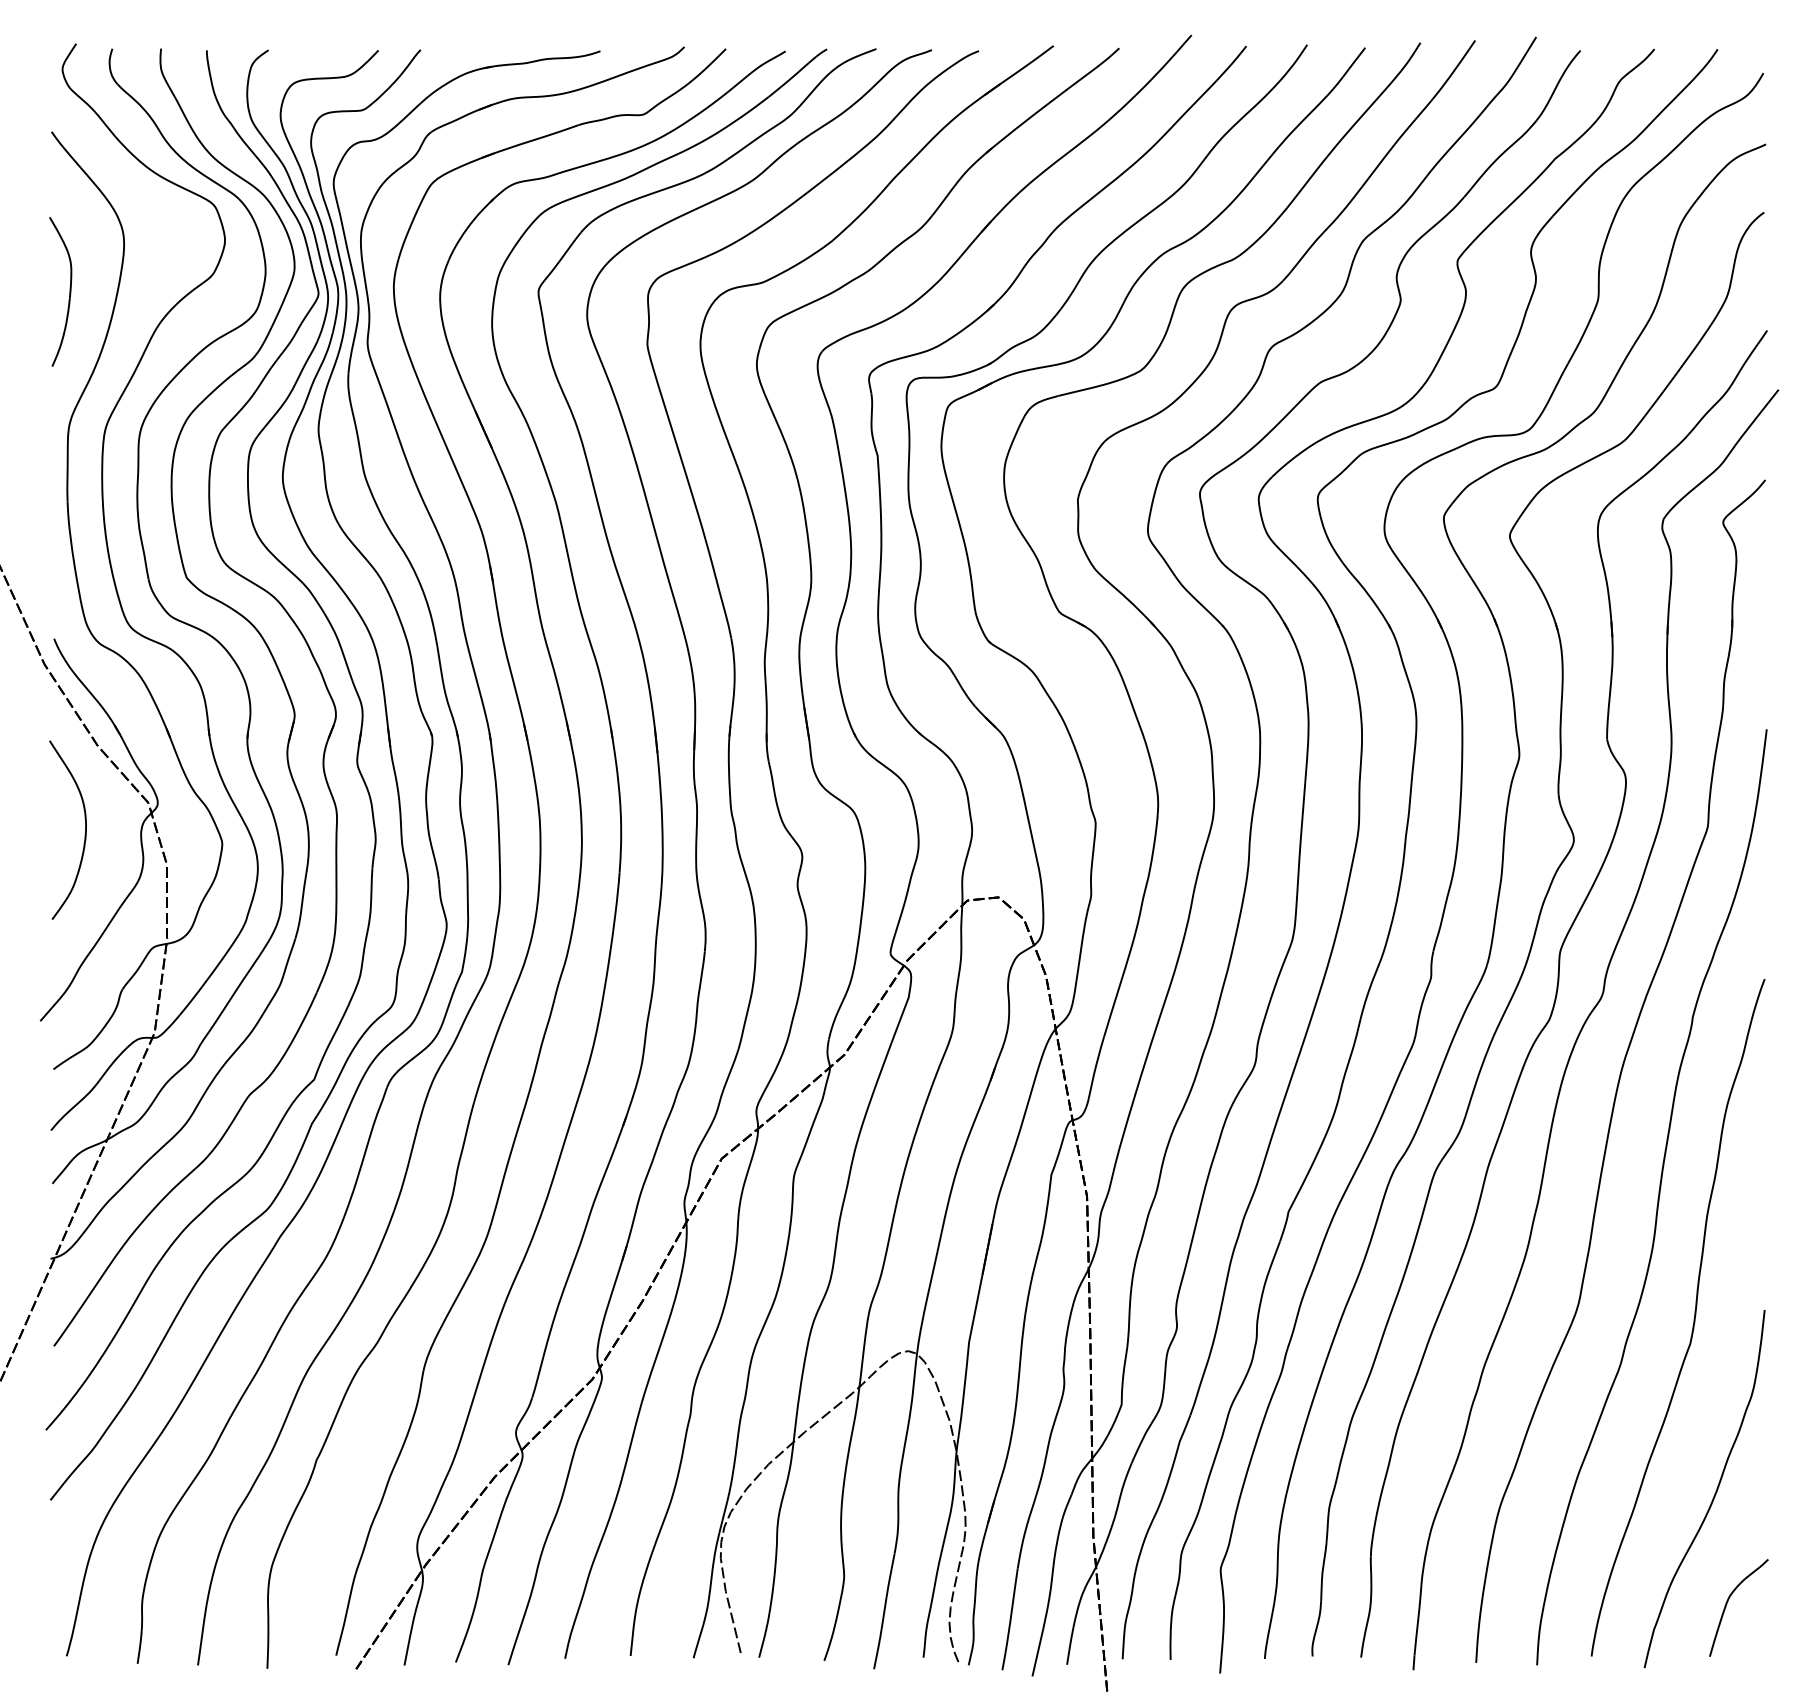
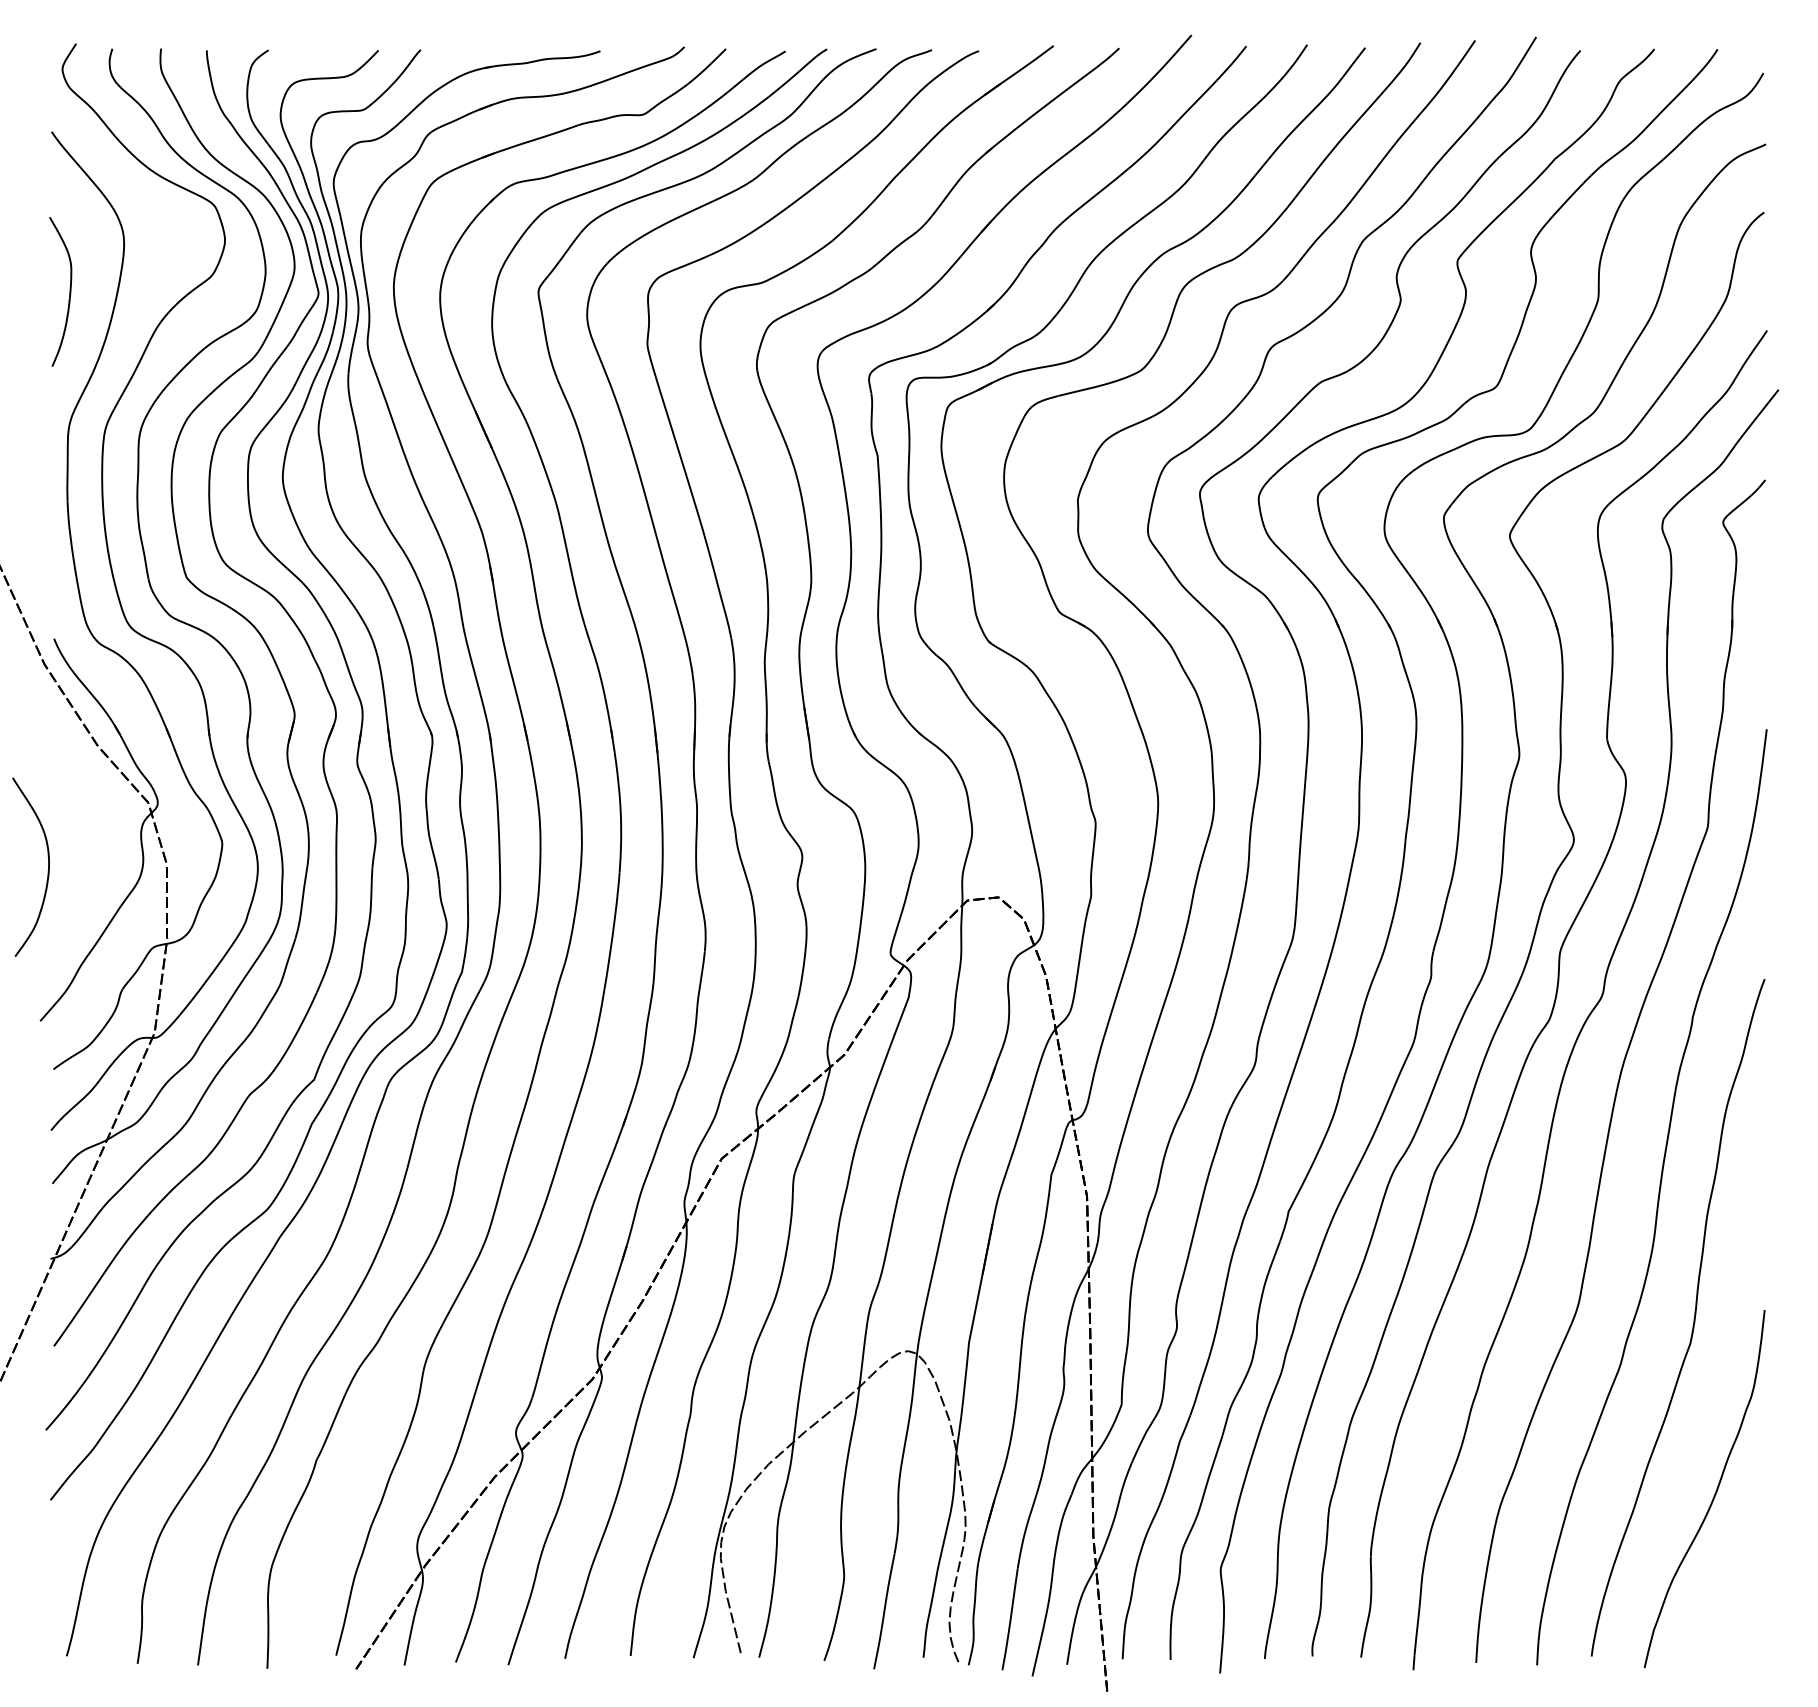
curve position: (84, 834) -> (47, 871) (47, 871)
curve: present -> none (1727, 1604)
